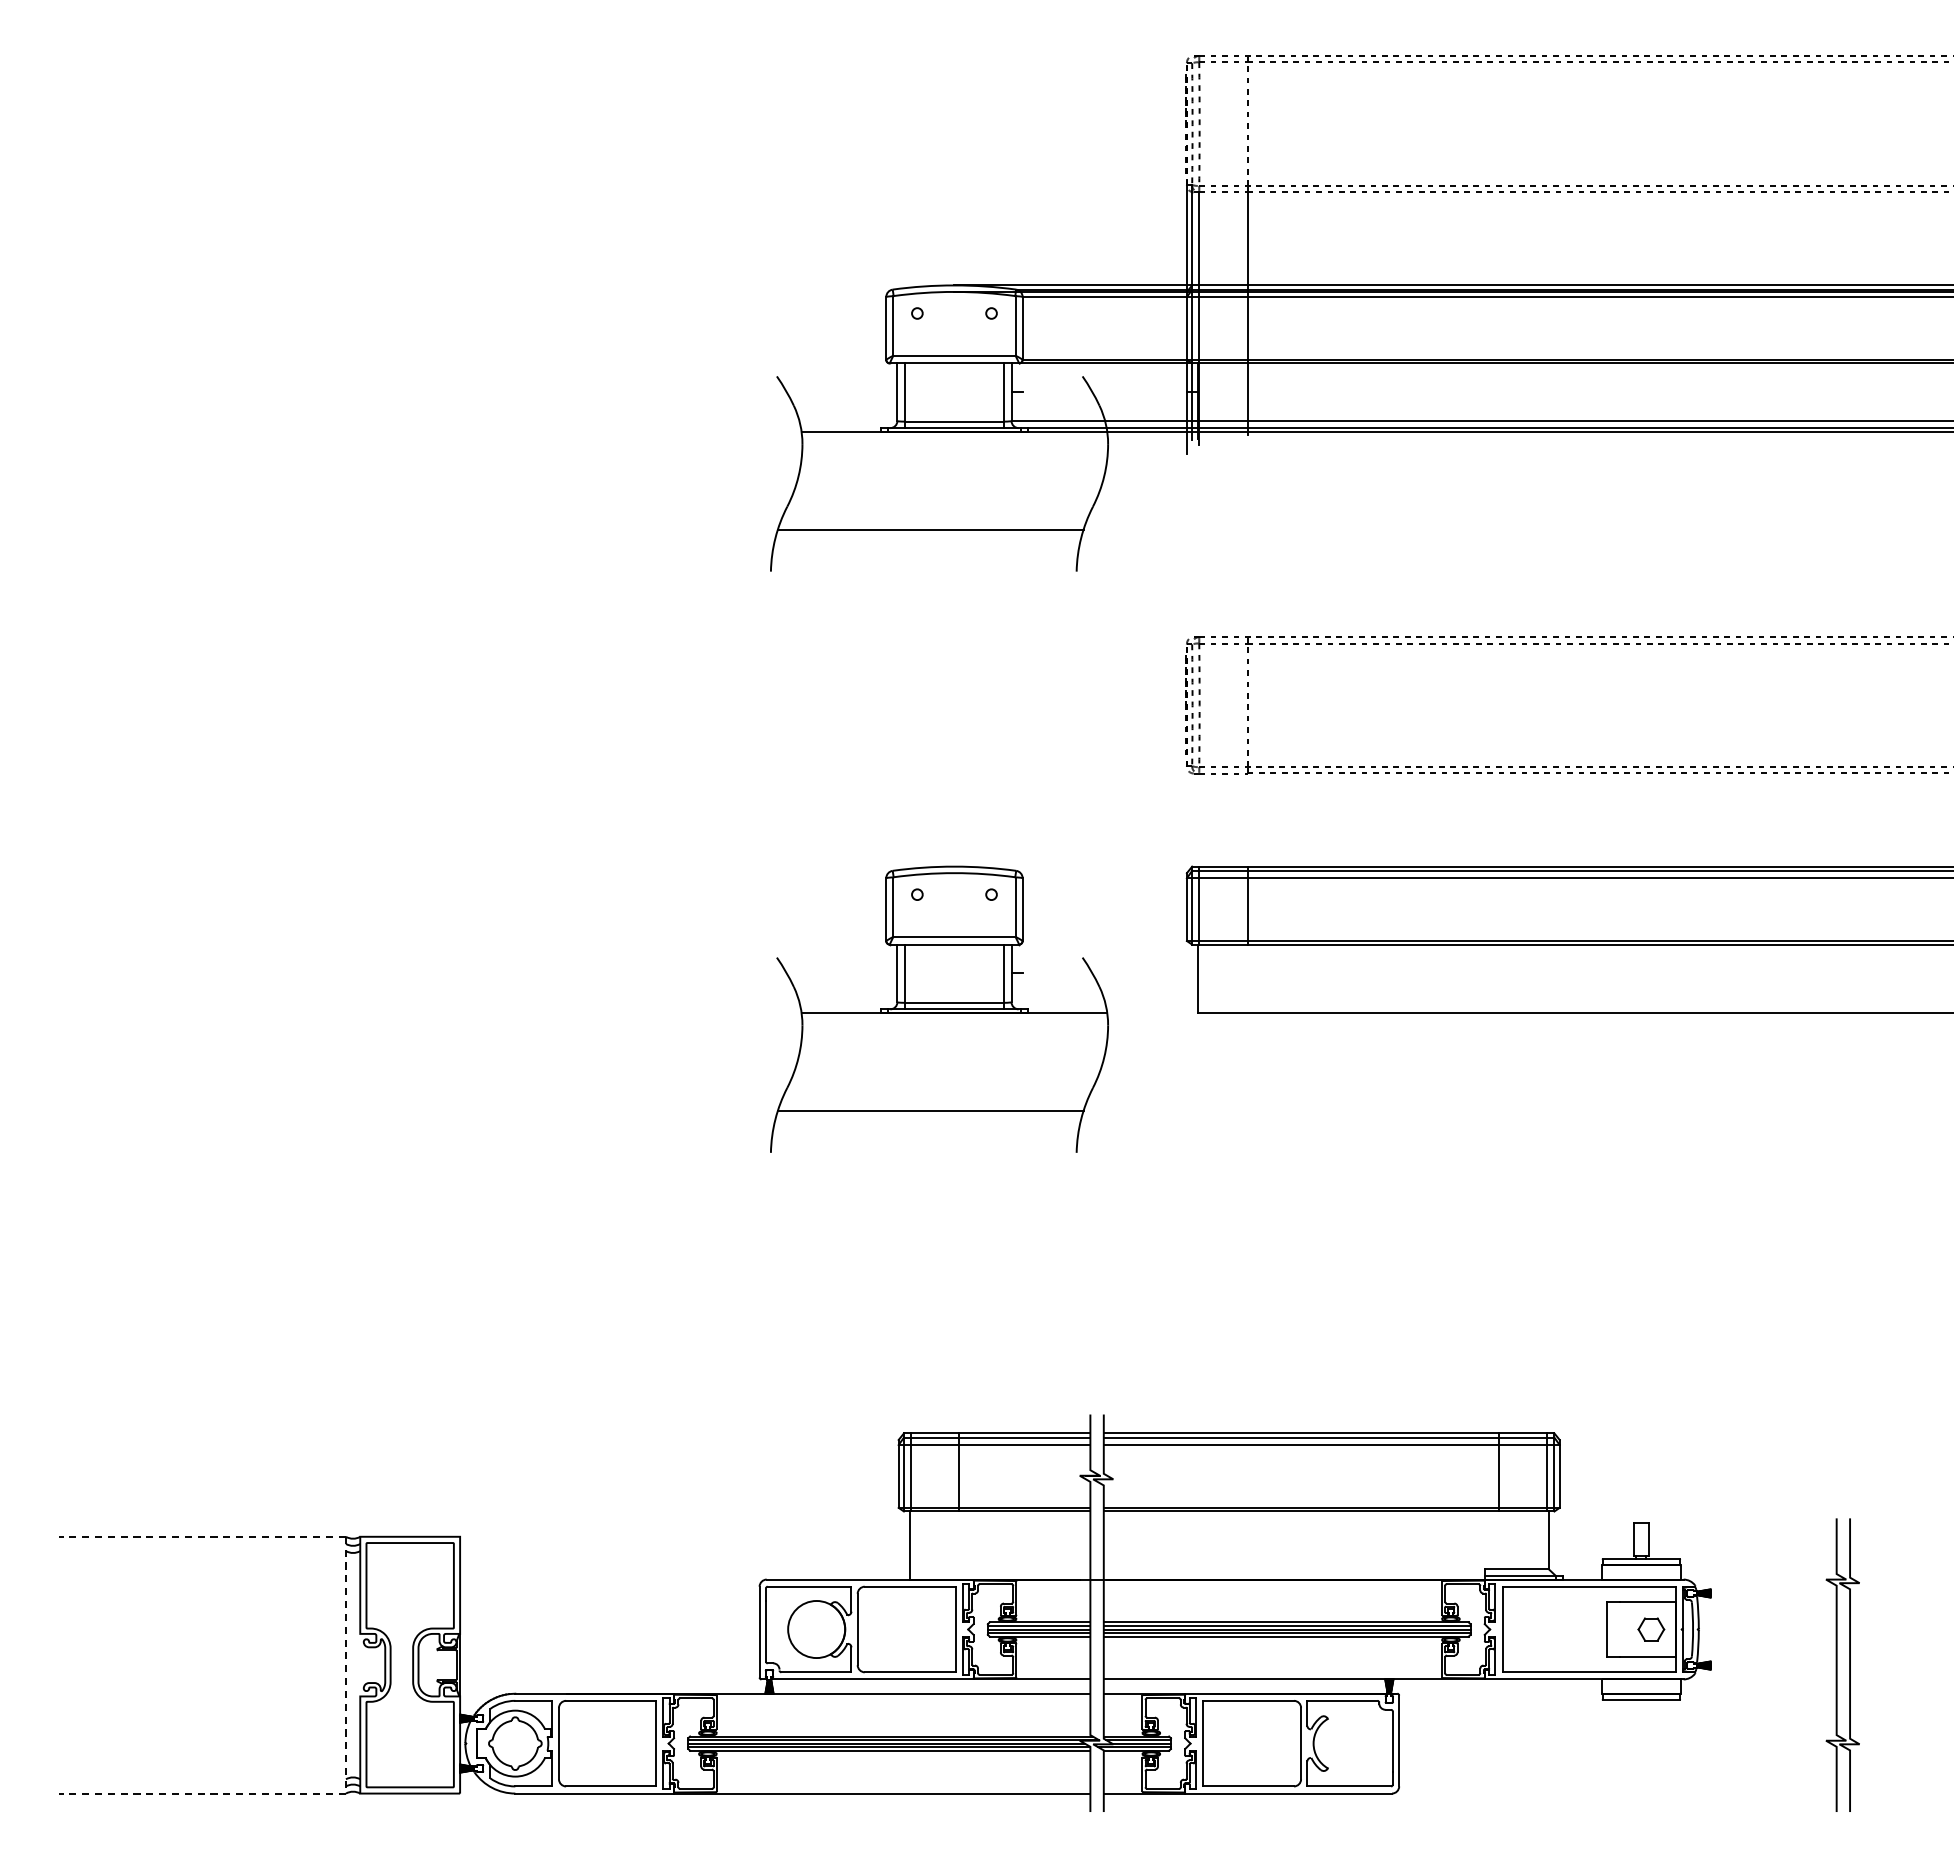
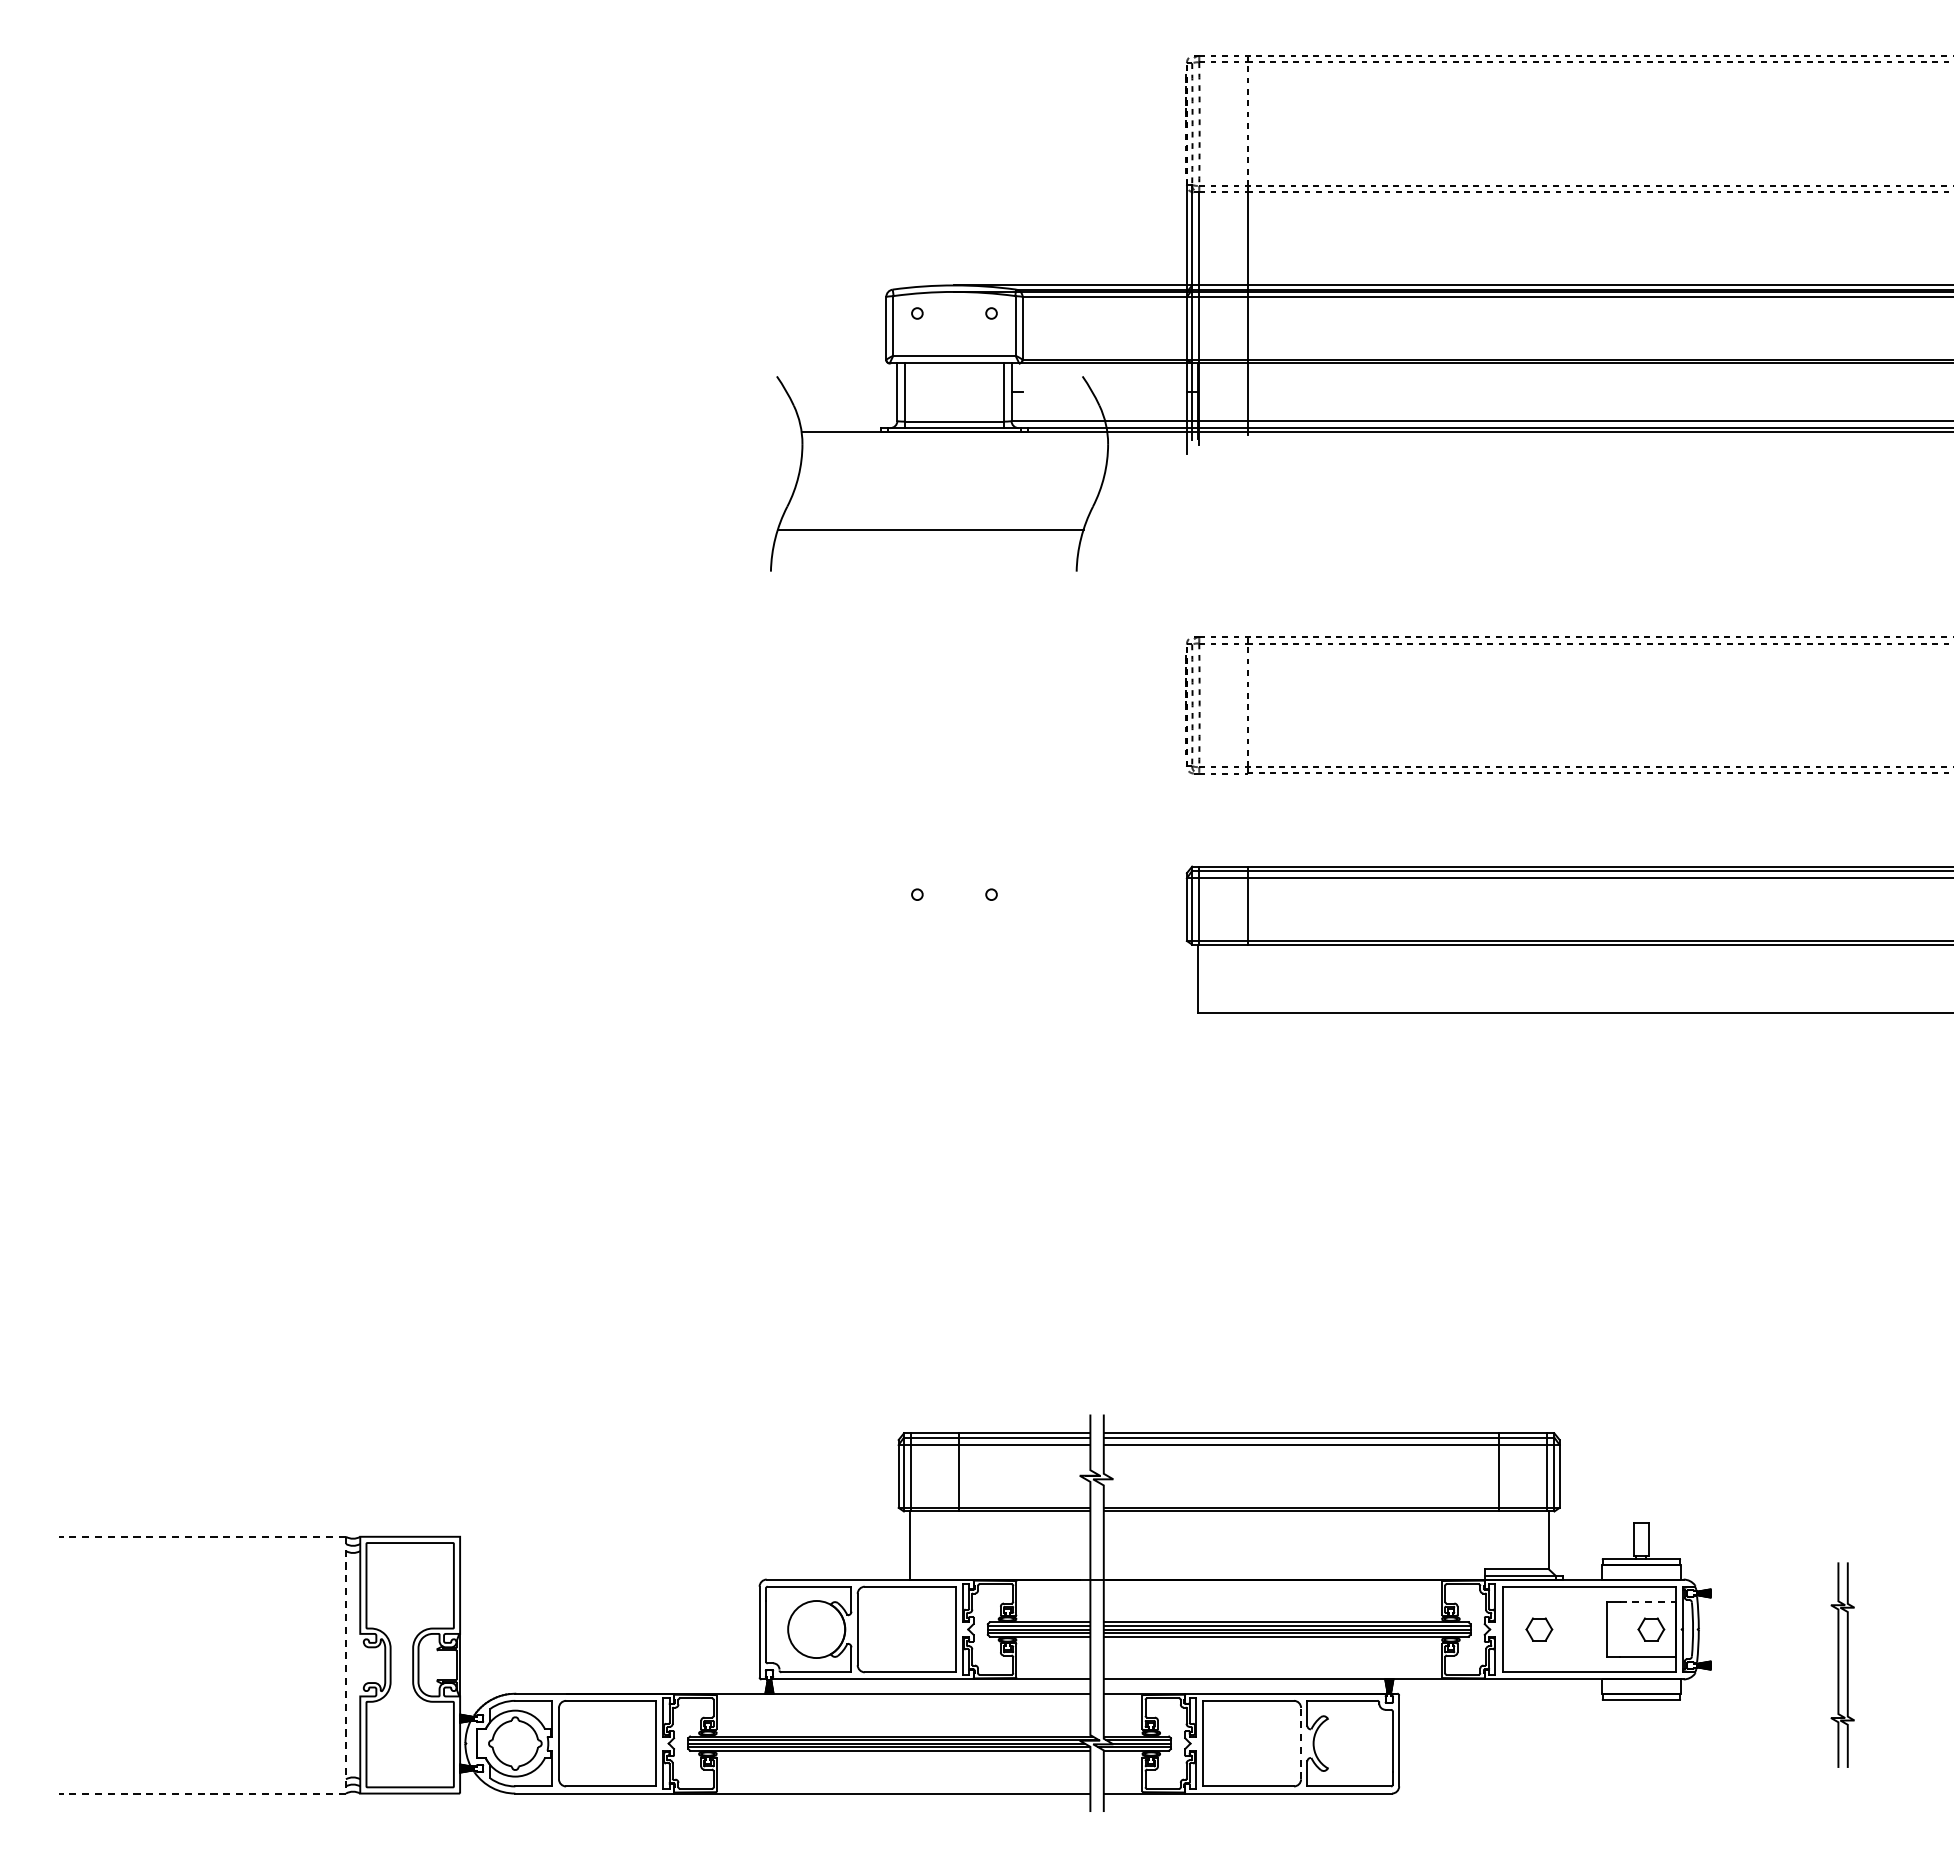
part: present -> none (939, 1008)
line: solid -> dashed (1647, 1601)
part: none -> present (1539, 1629)
part size: 35x294 px -> 25x206 px (1842, 1664)
line: solid -> dashed (1301, 1743)
